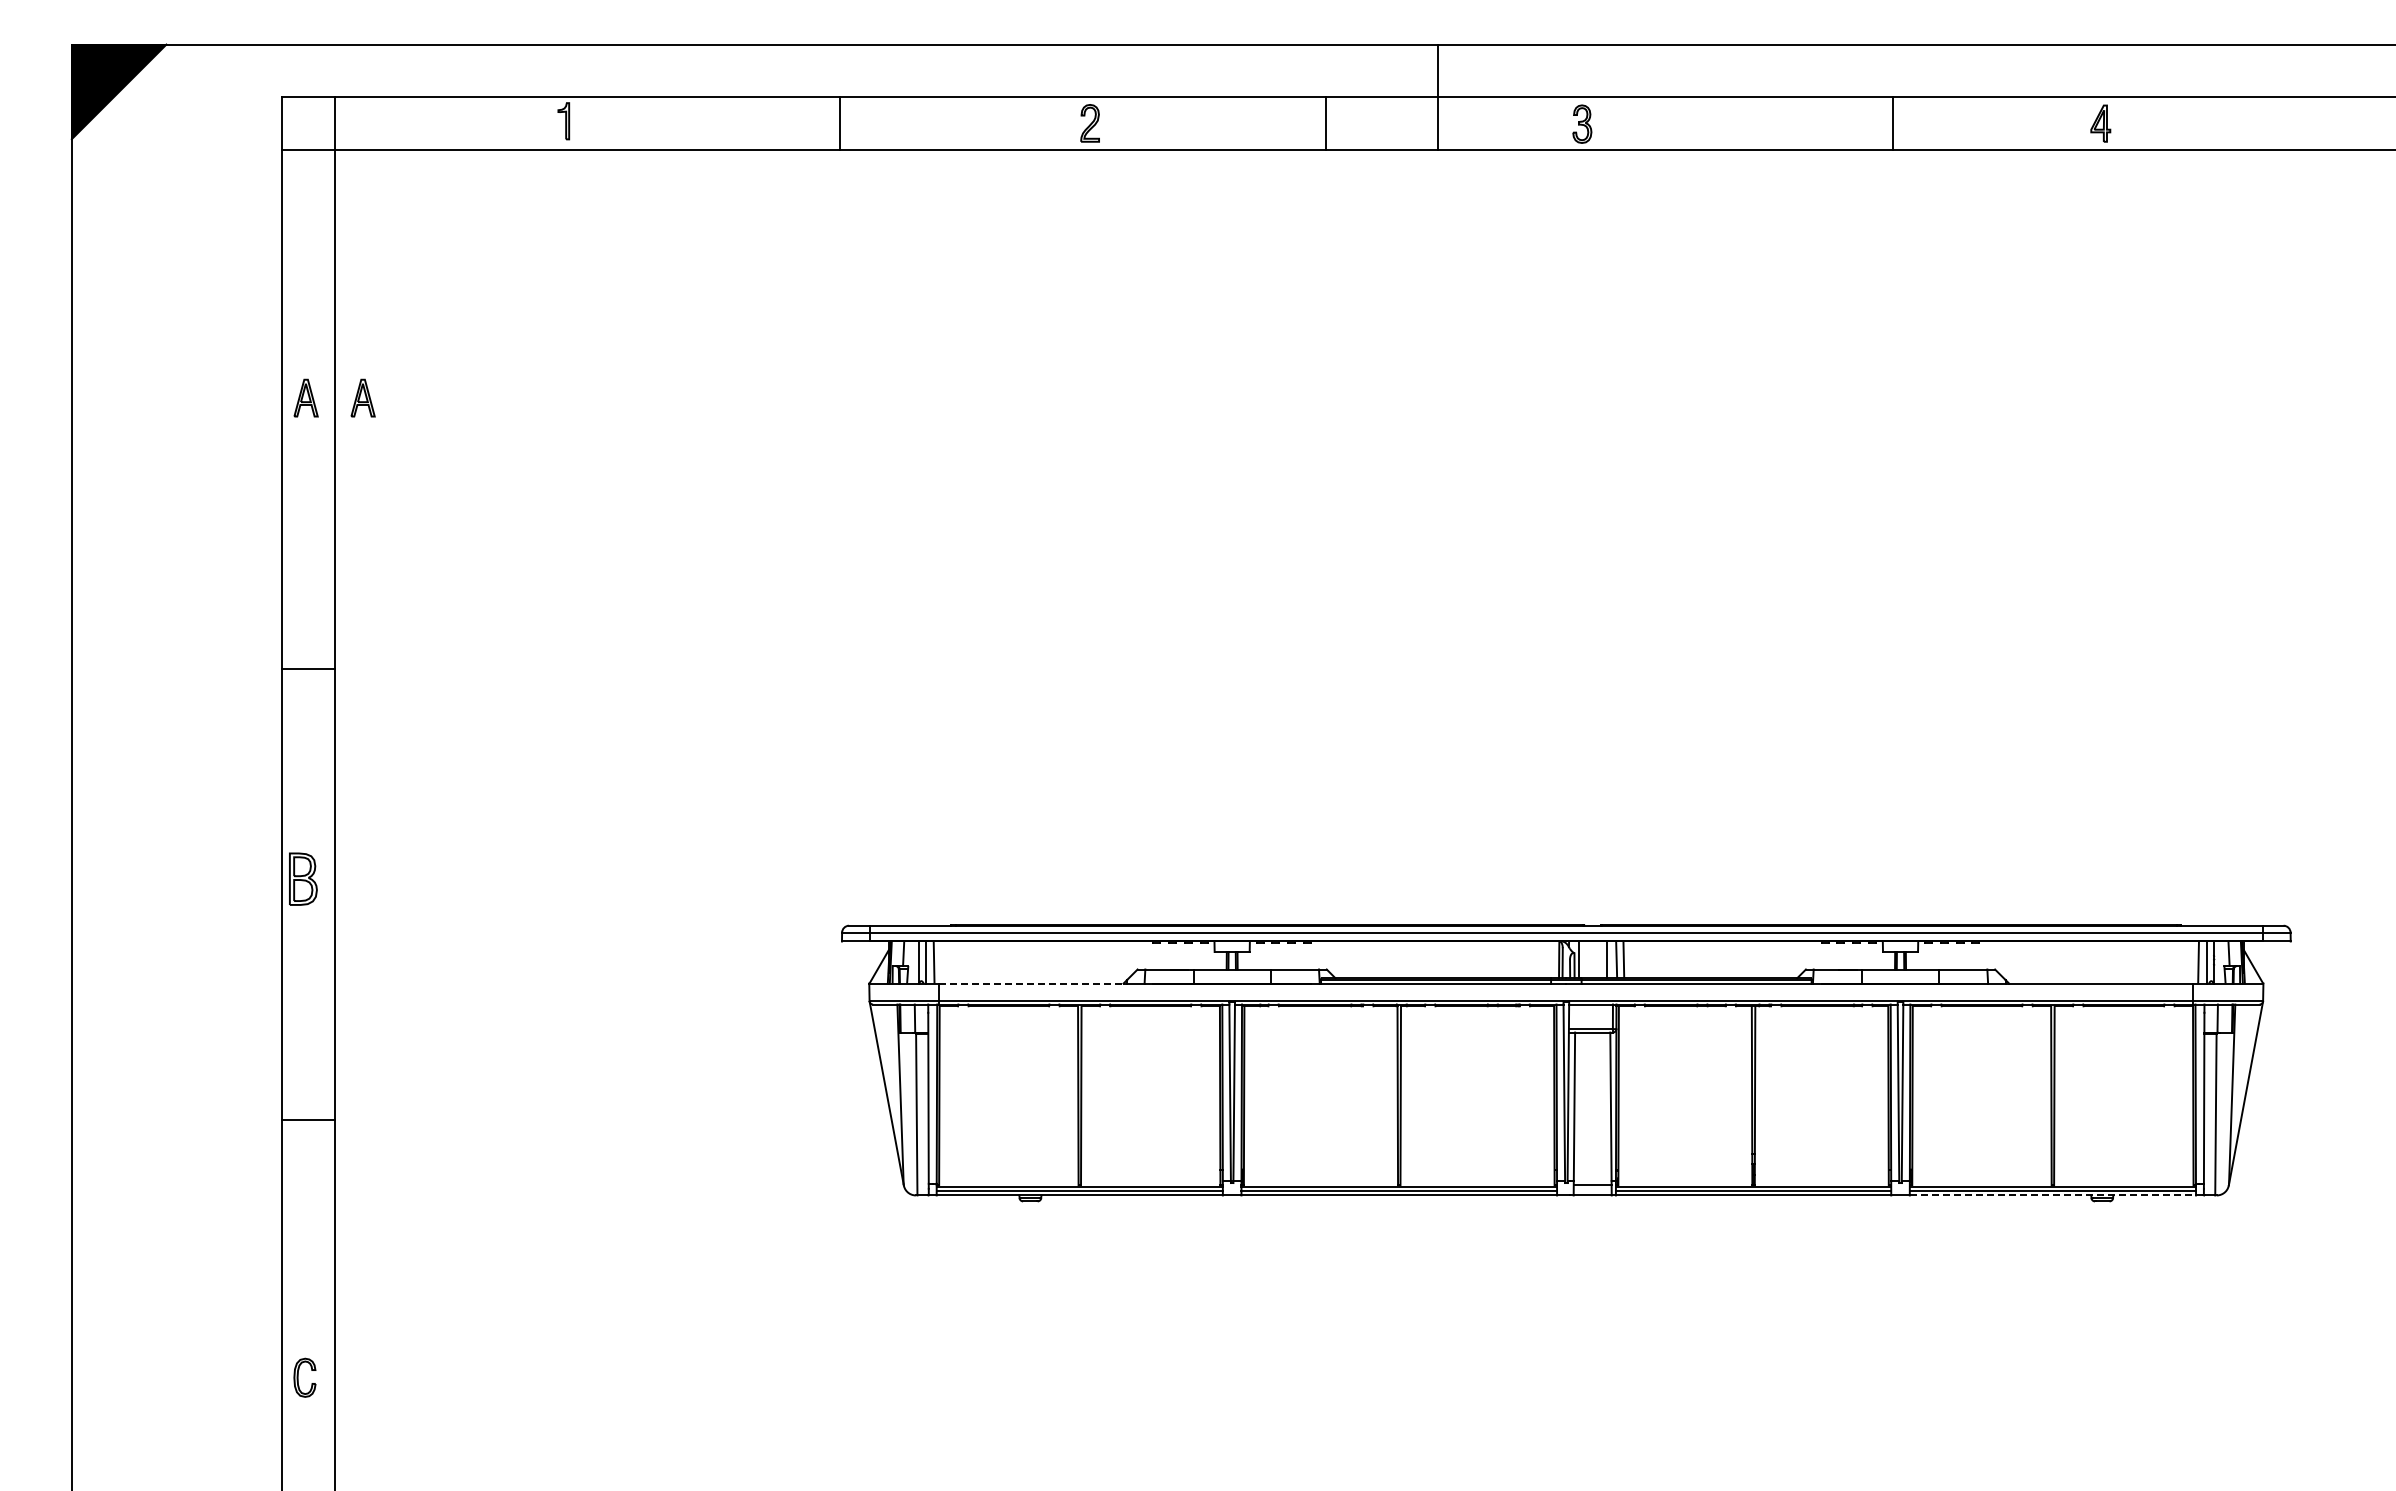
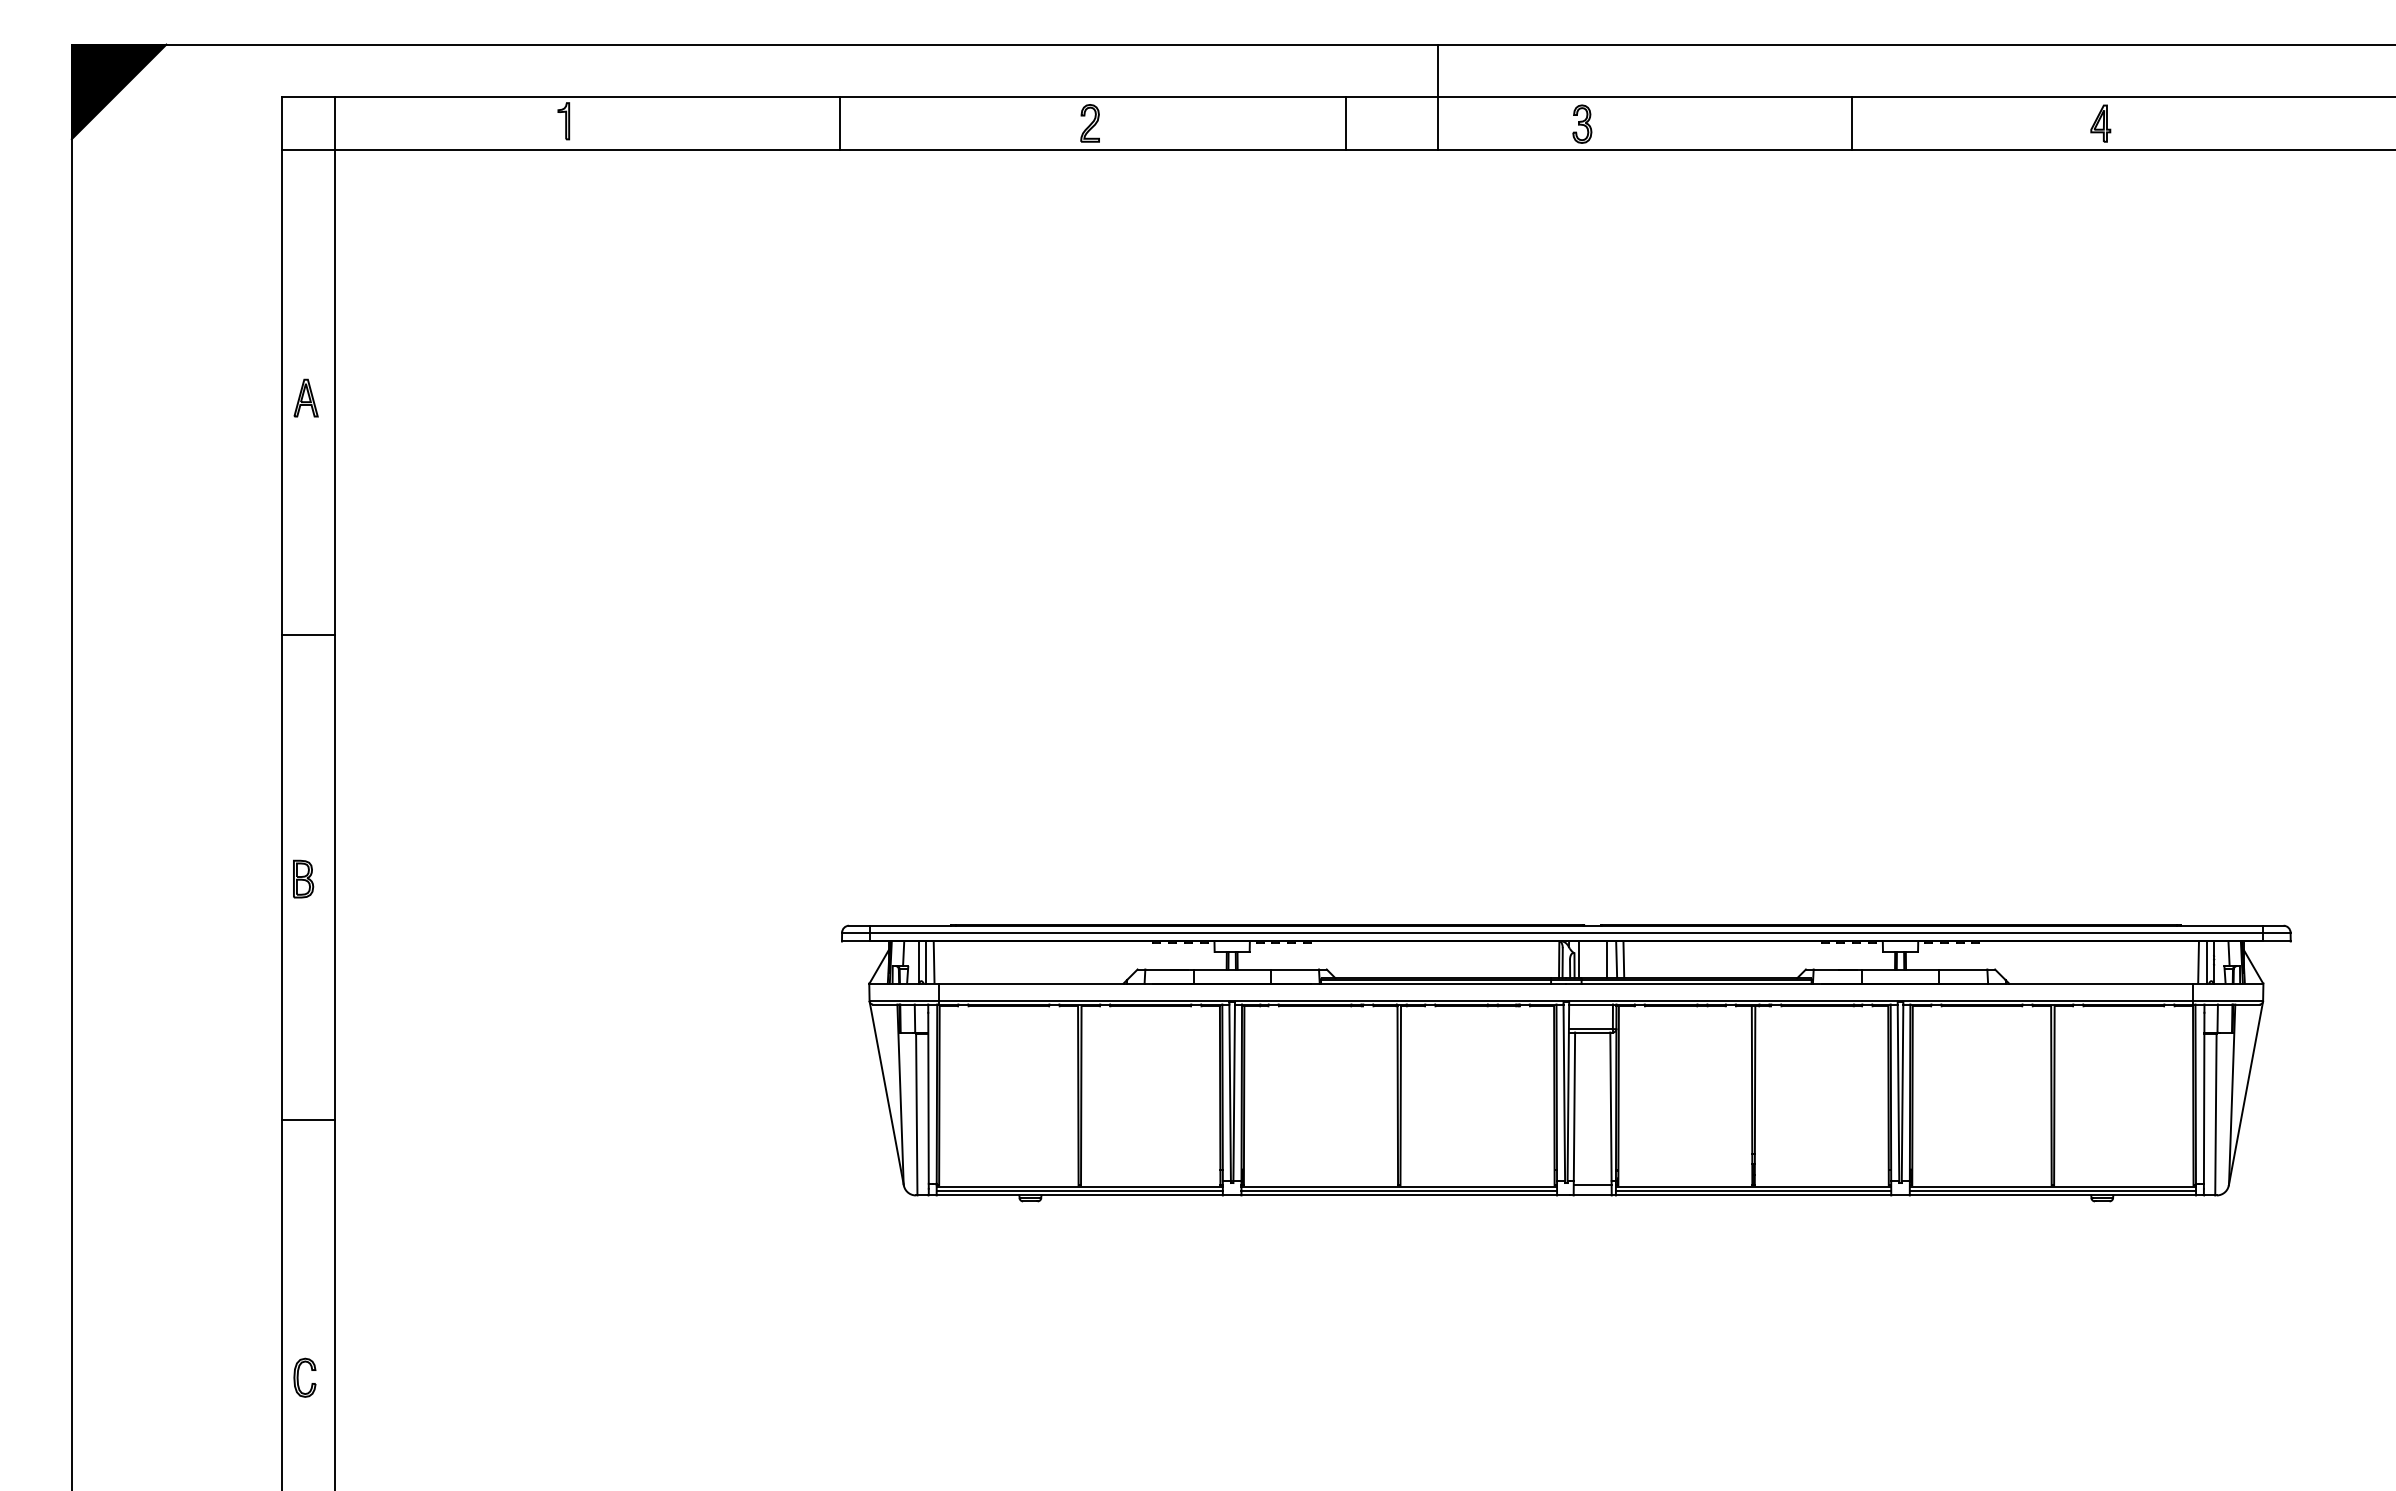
line position: (1326, 123) -> (1346, 123) (1346, 123)
line position: (1892, 123) -> (1851, 123) (1851, 123)
part: present -> none (362, 397)
line position: (308, 668) -> (308, 634) (308, 634)
part size: 29x54 px -> 22x40 px (303, 878)
line: dashed -> solid (1031, 983)
line: dashed -> solid (2053, 1195)
